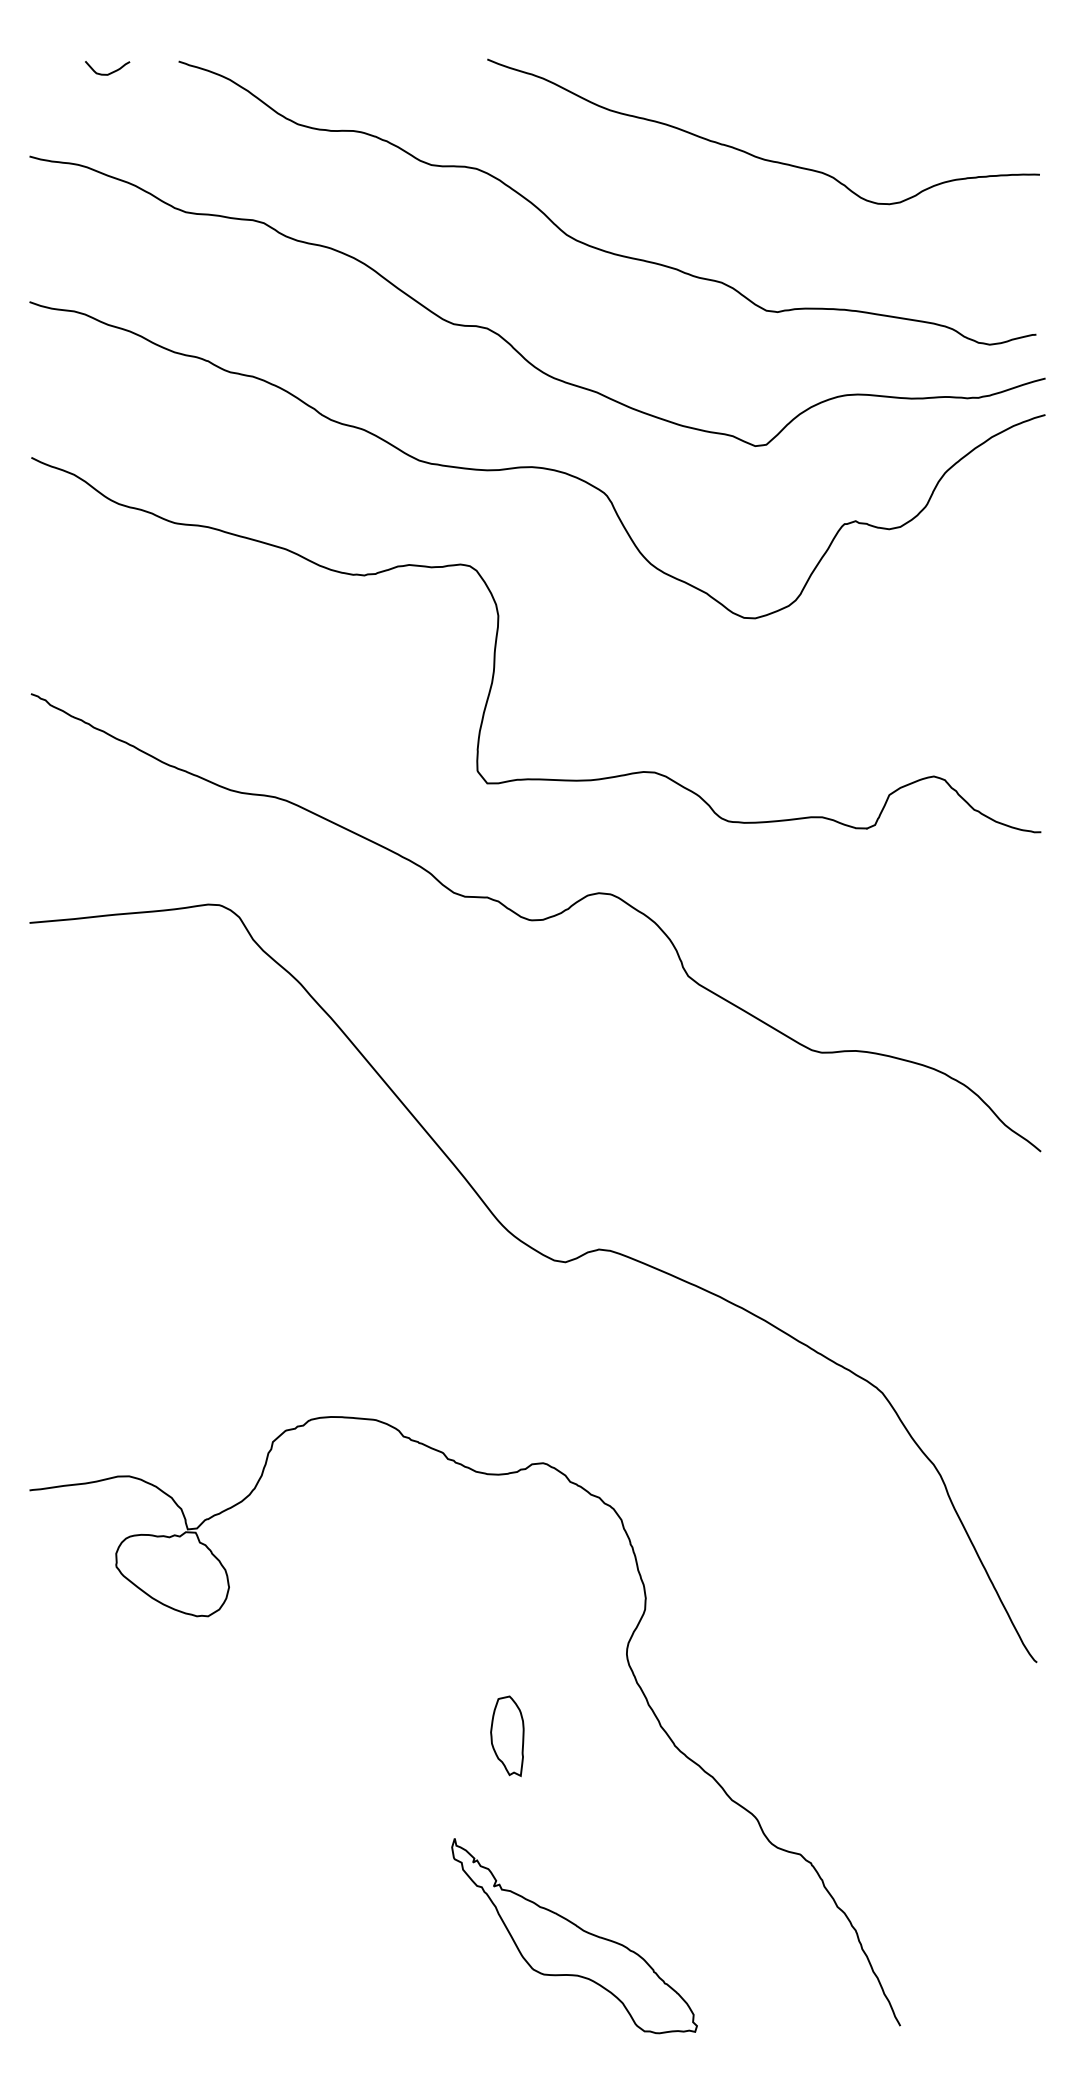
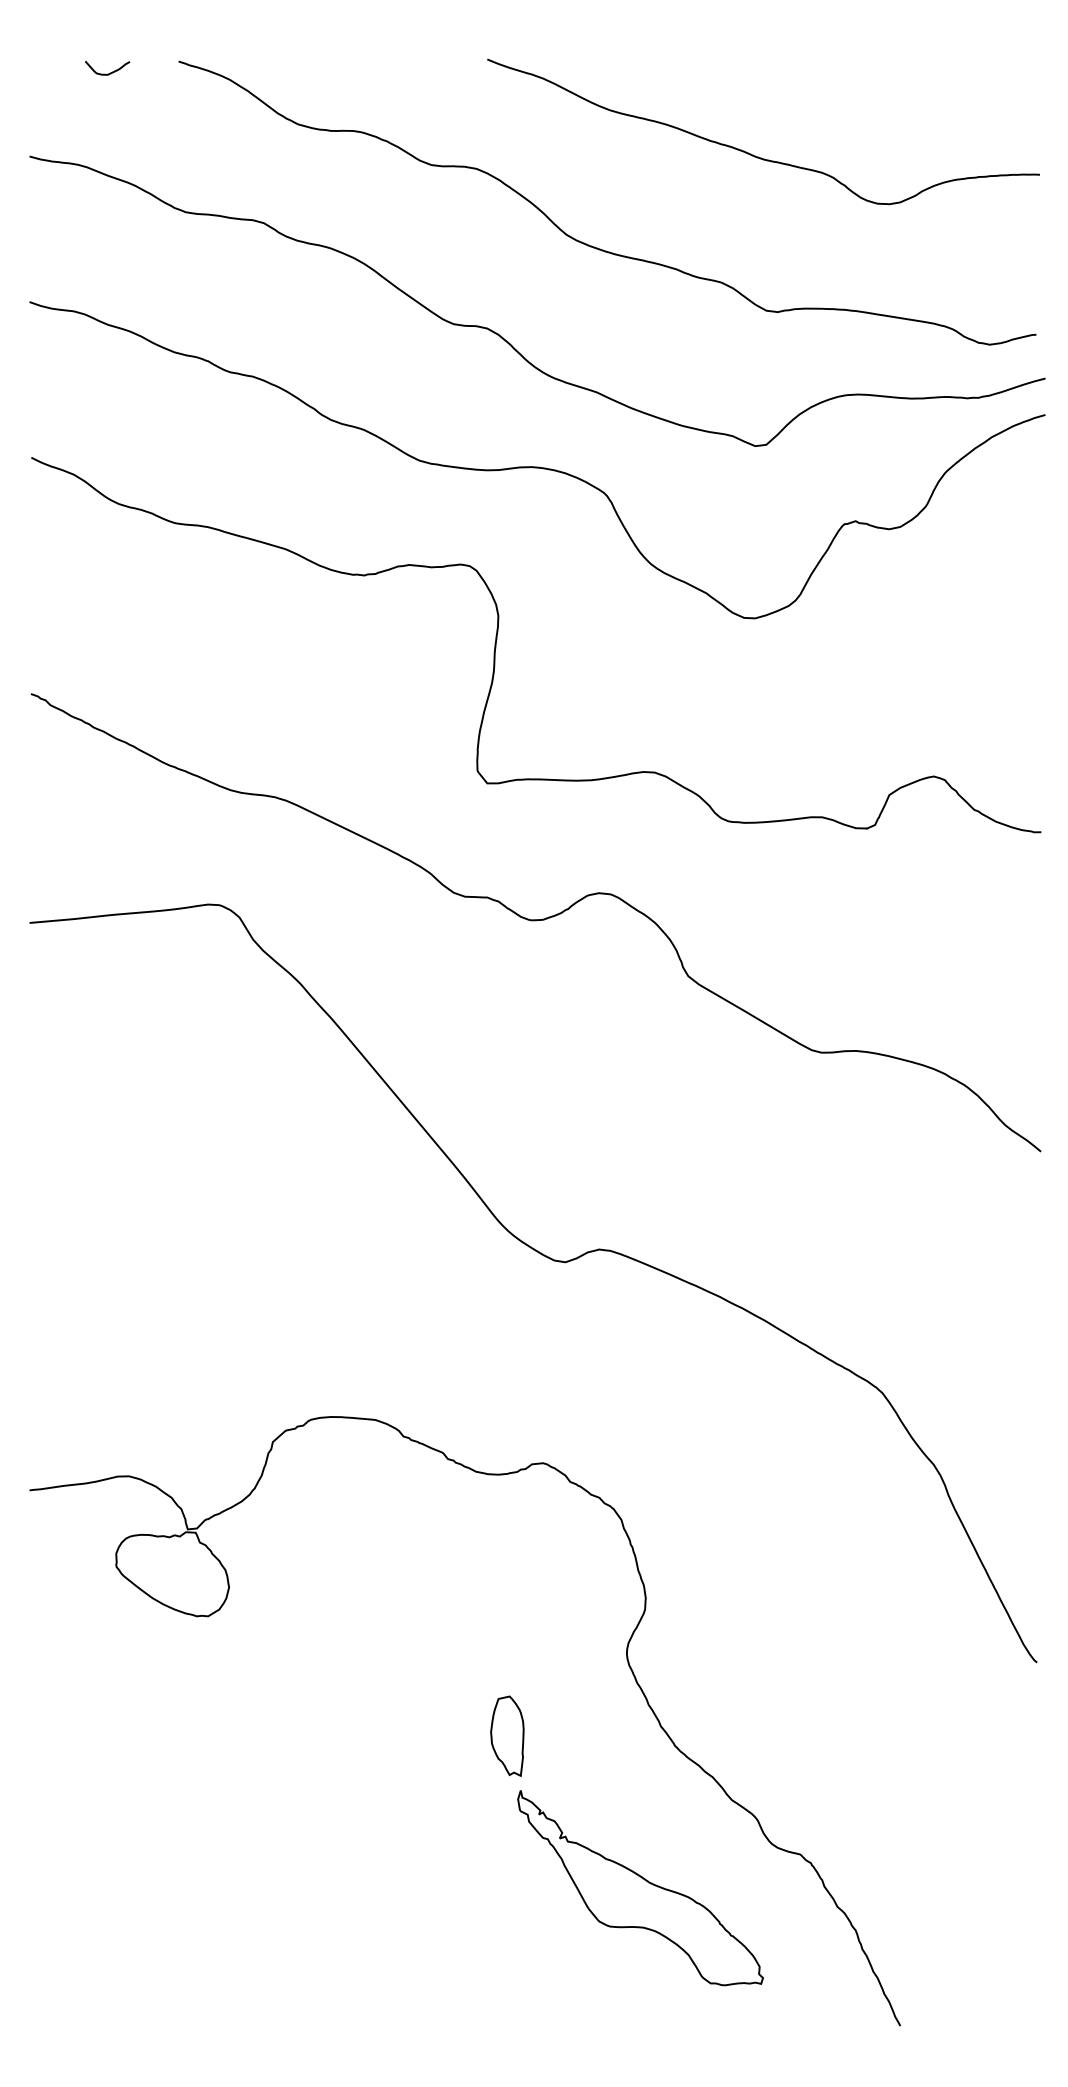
part position: (574, 1936) -> (640, 1888) (640, 1888)
